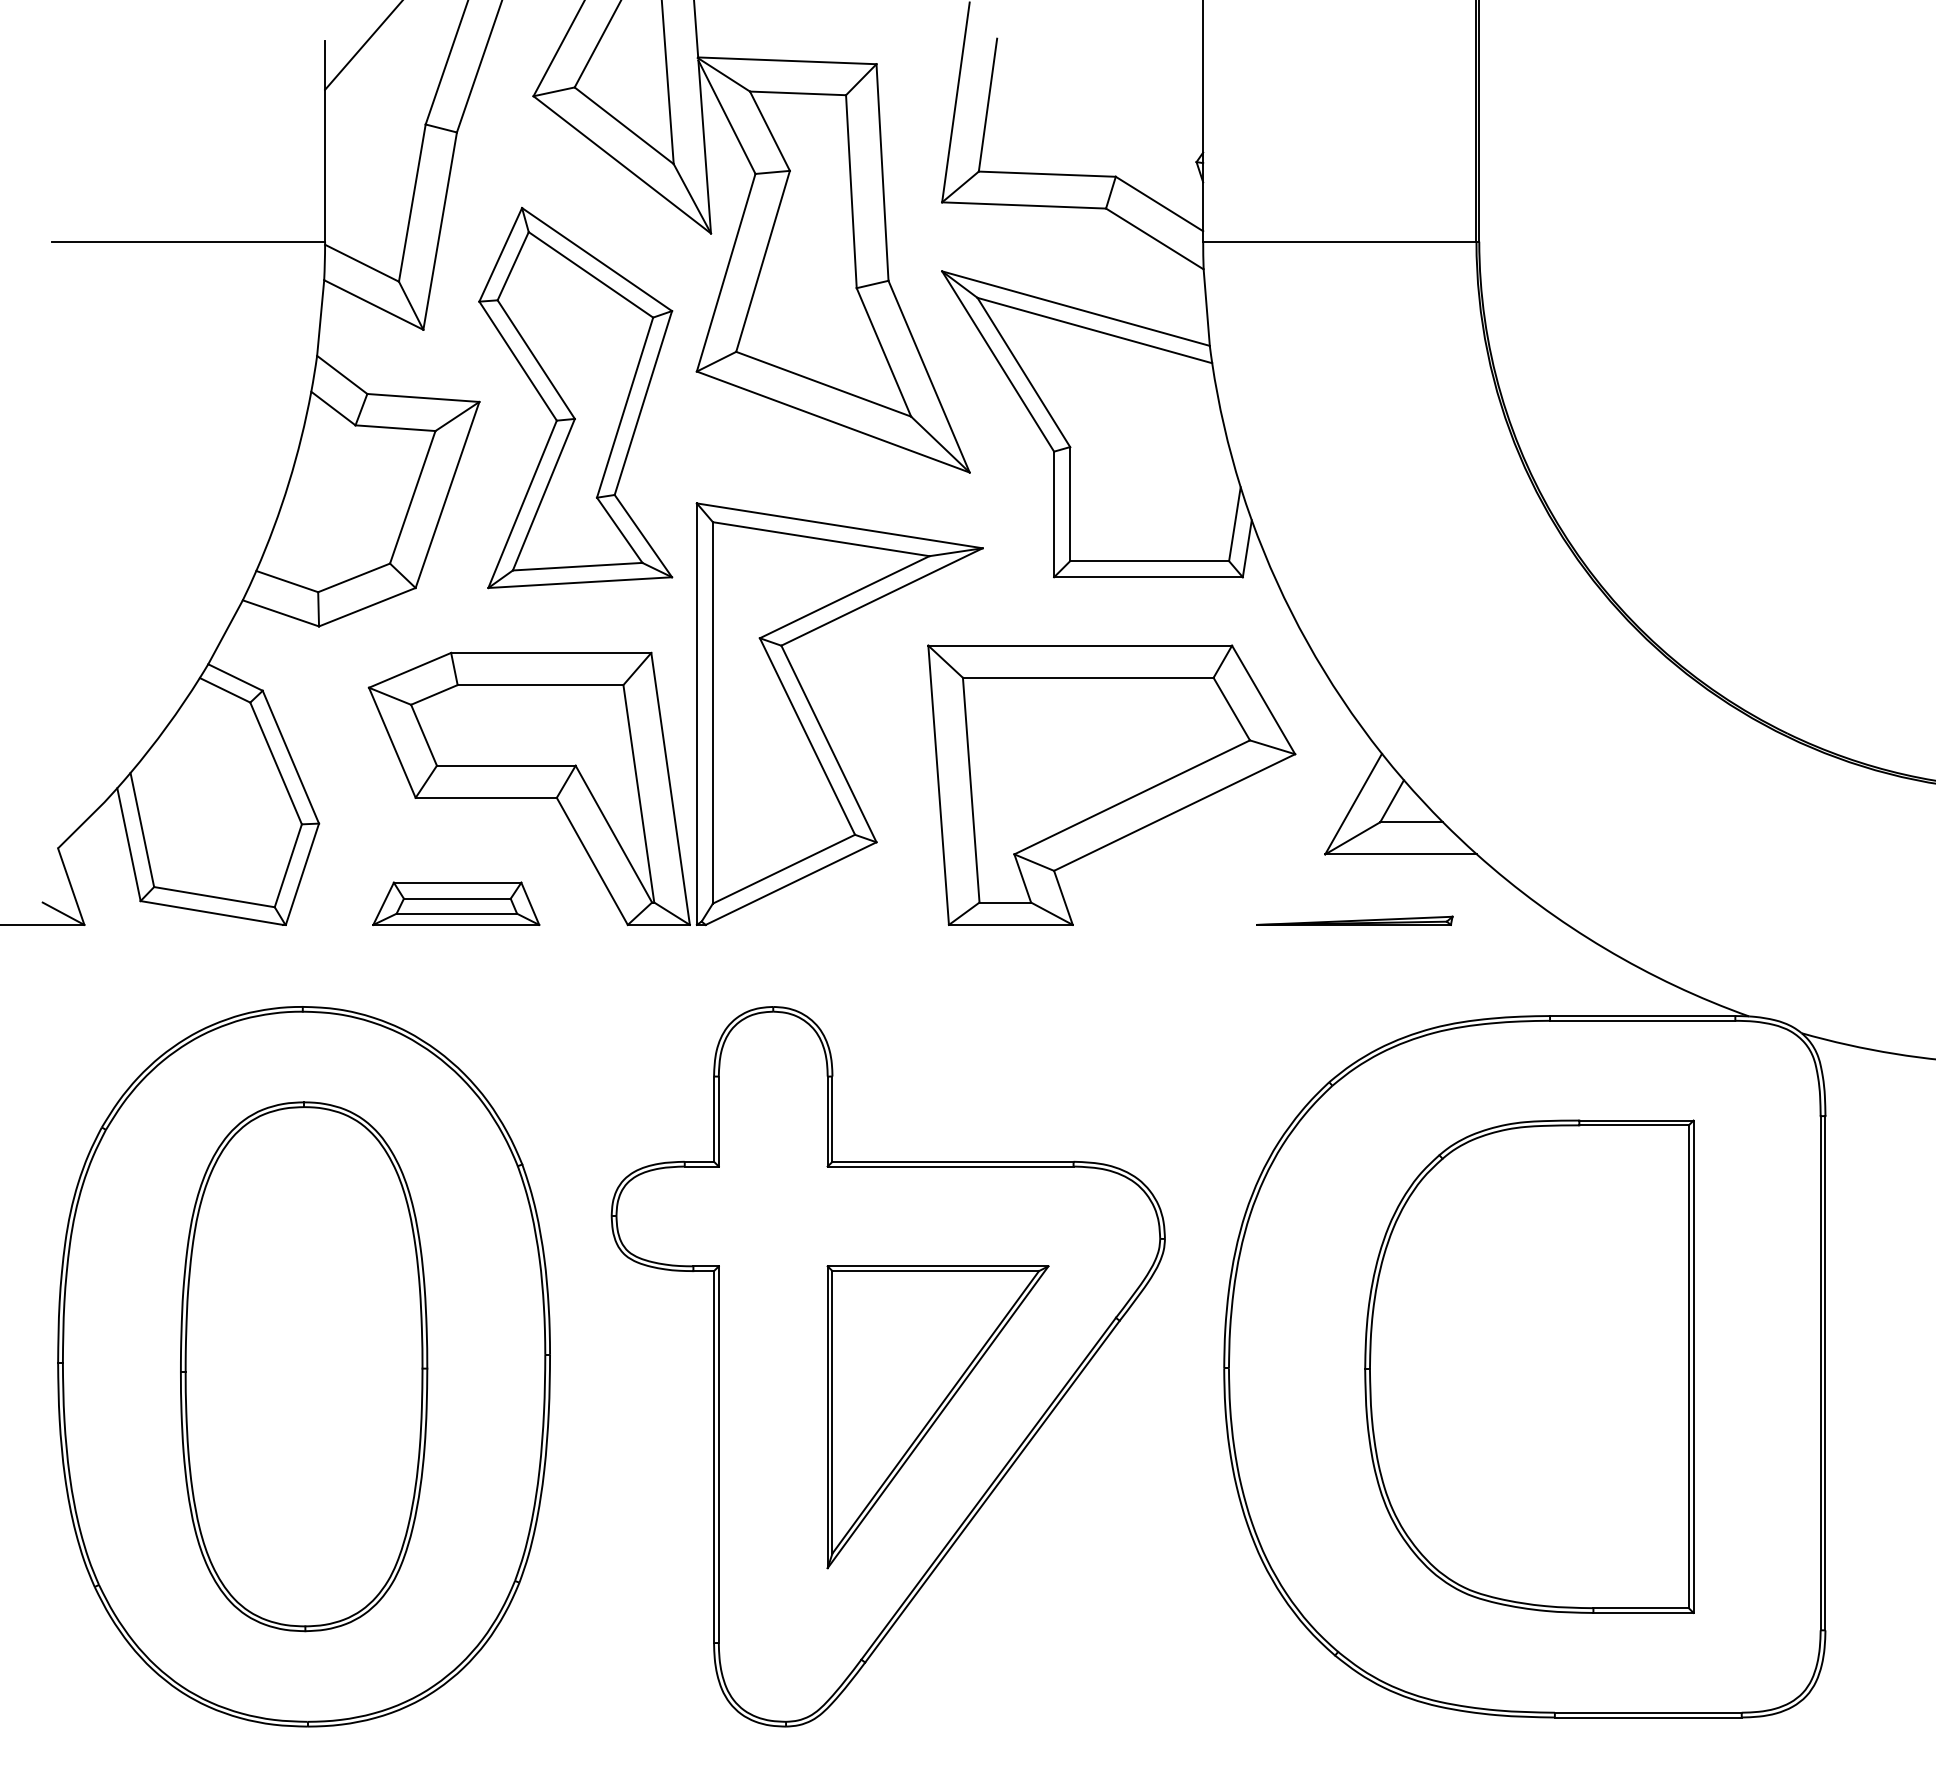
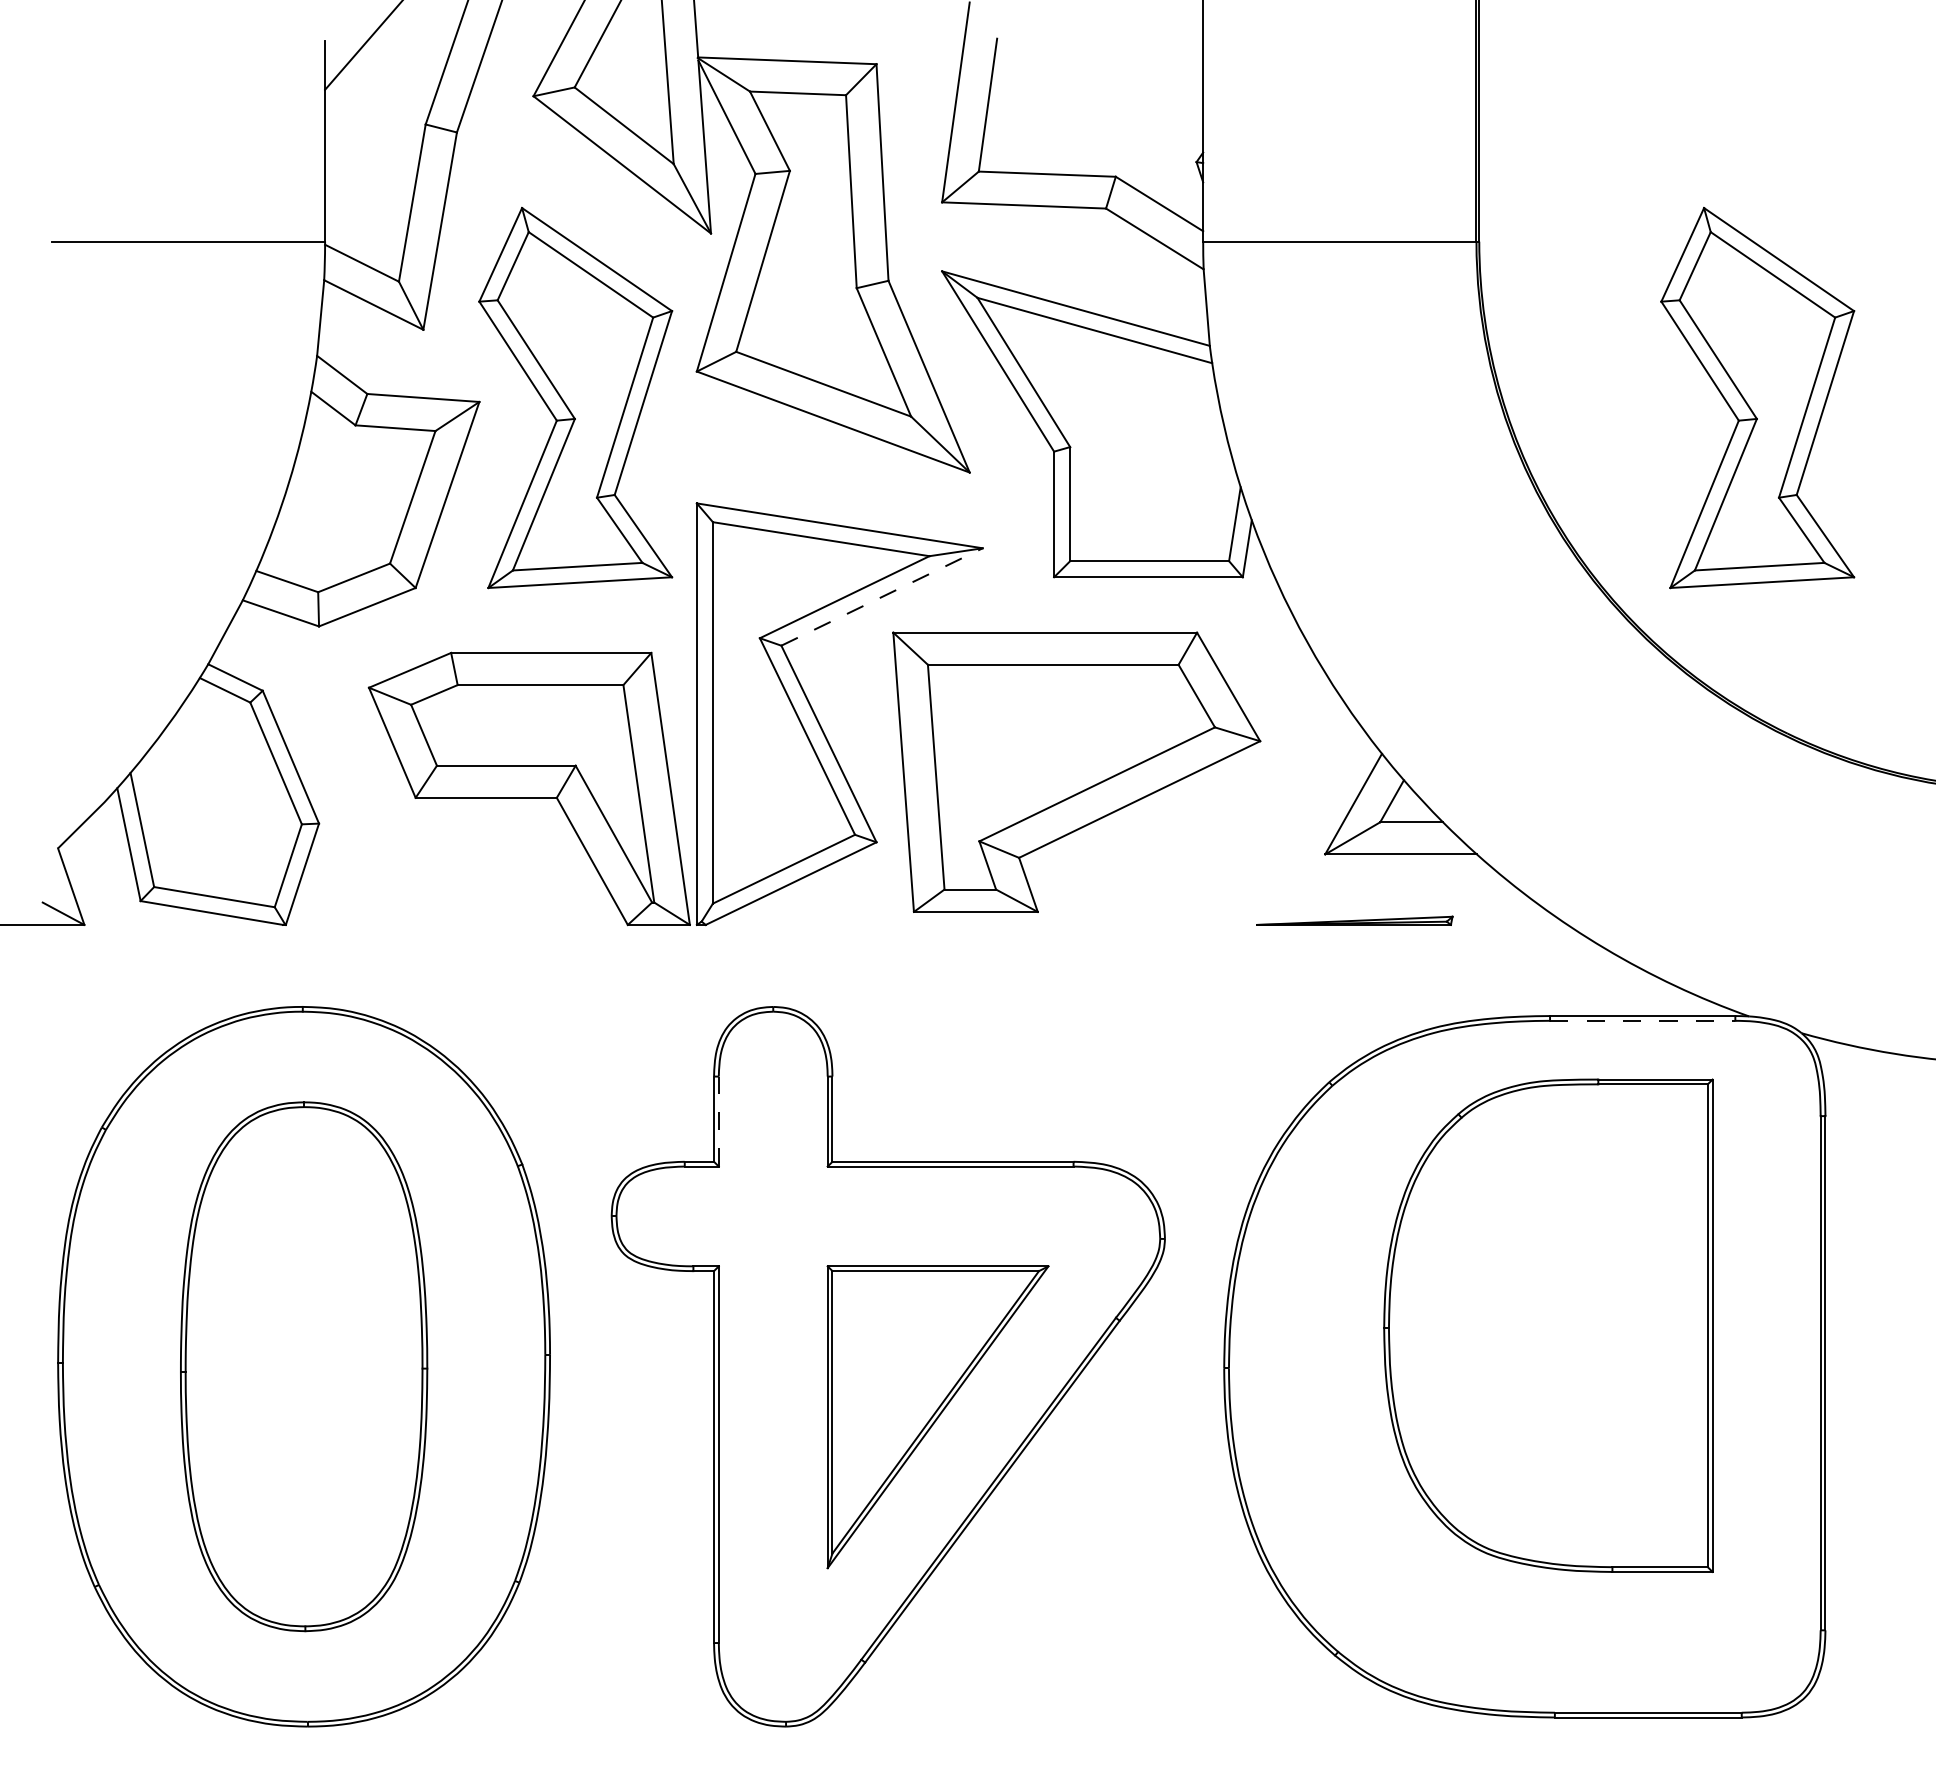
part: none -> present (1757, 397)
line: solid -> dashed (882, 596)
part position: (1111, 784) -> (1076, 771) (1076, 771)
part: present -> none (456, 903)
line: solid -> dashed (1642, 1020)
line: solid -> dashed (718, 1121)
part position: (1529, 1366) -> (1548, 1325) (1548, 1325)
